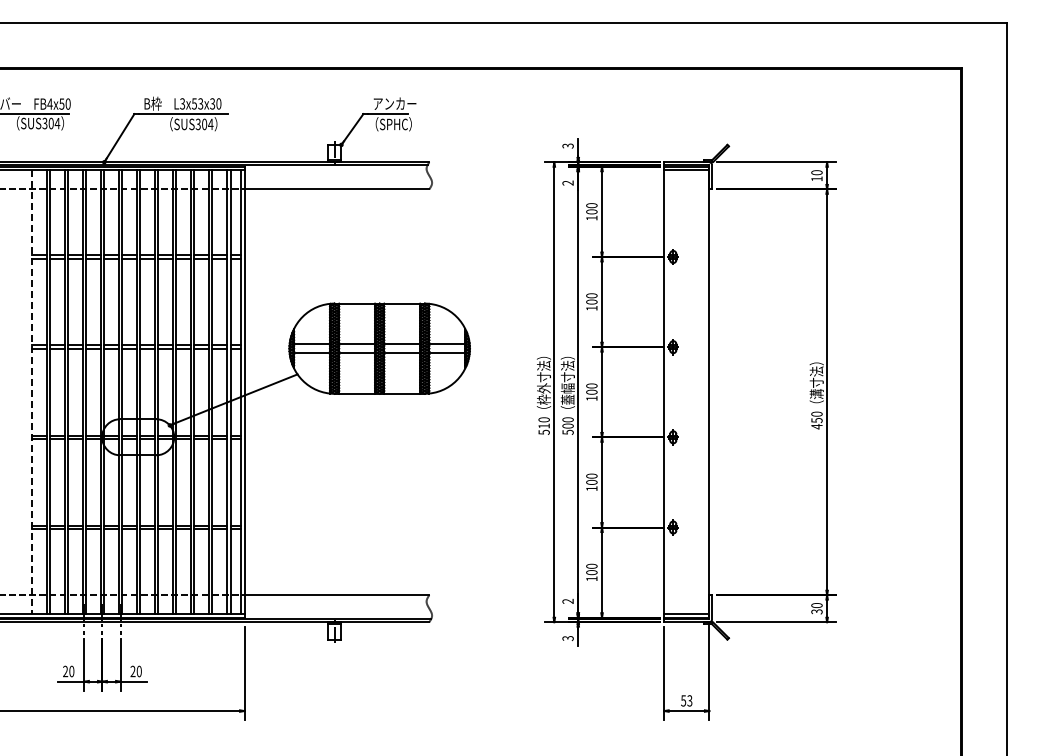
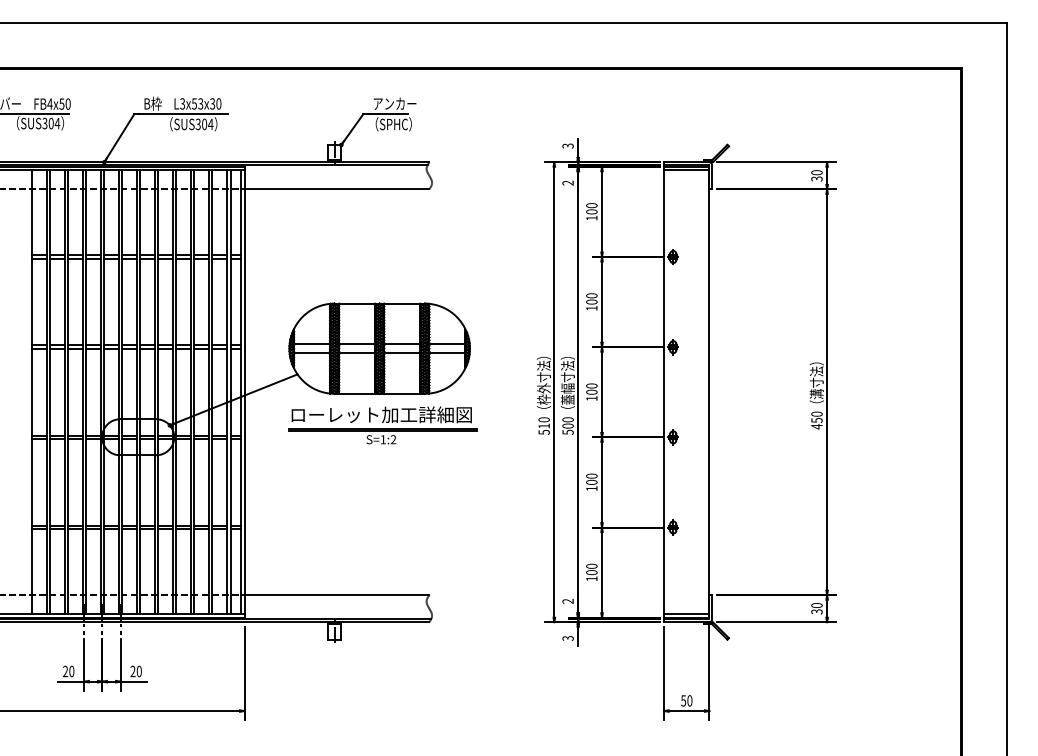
text: 10 -> 30 (816, 178)
line: dashed -> solid (32, 392)
part: none -> present (382, 425)
text: 53 -> 50 (689, 700)
